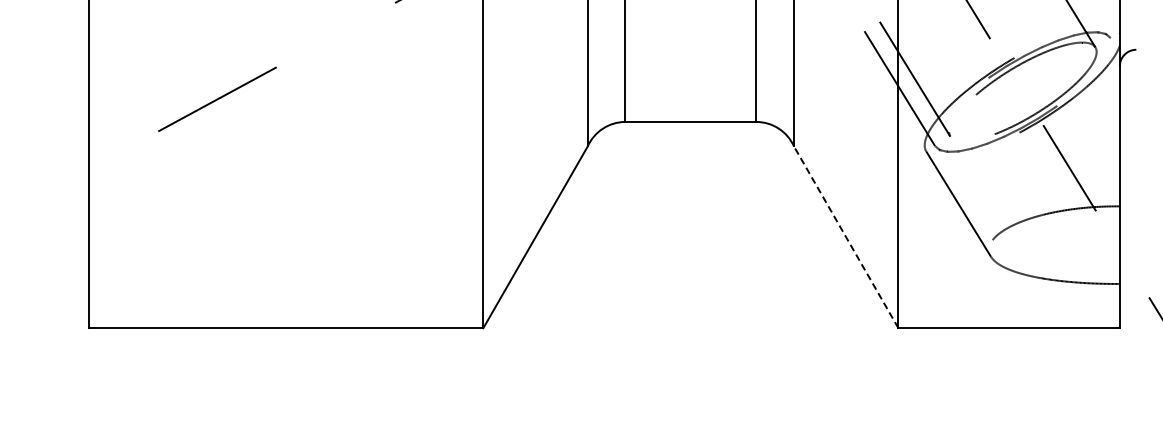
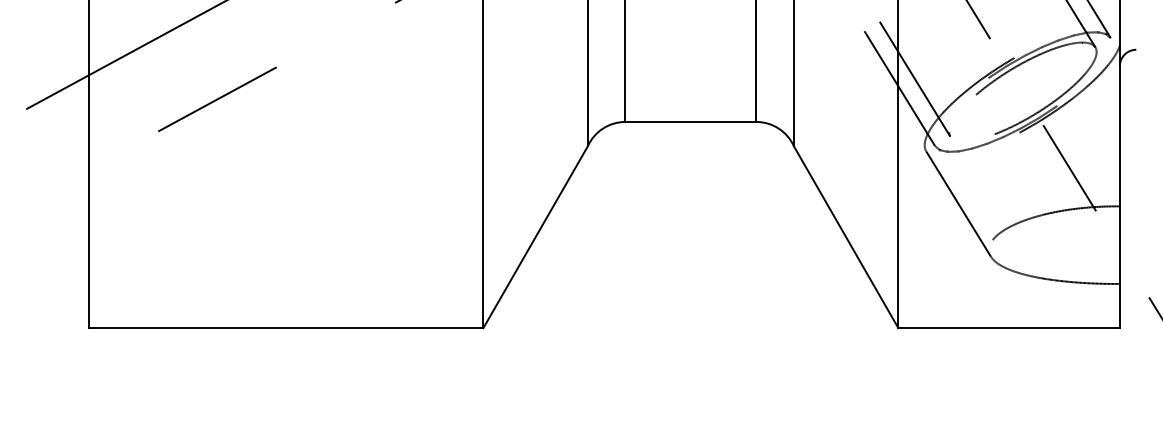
line: none -> present (1099, 20)
line: none -> present (124, 55)
line: dashed -> solid (846, 237)
